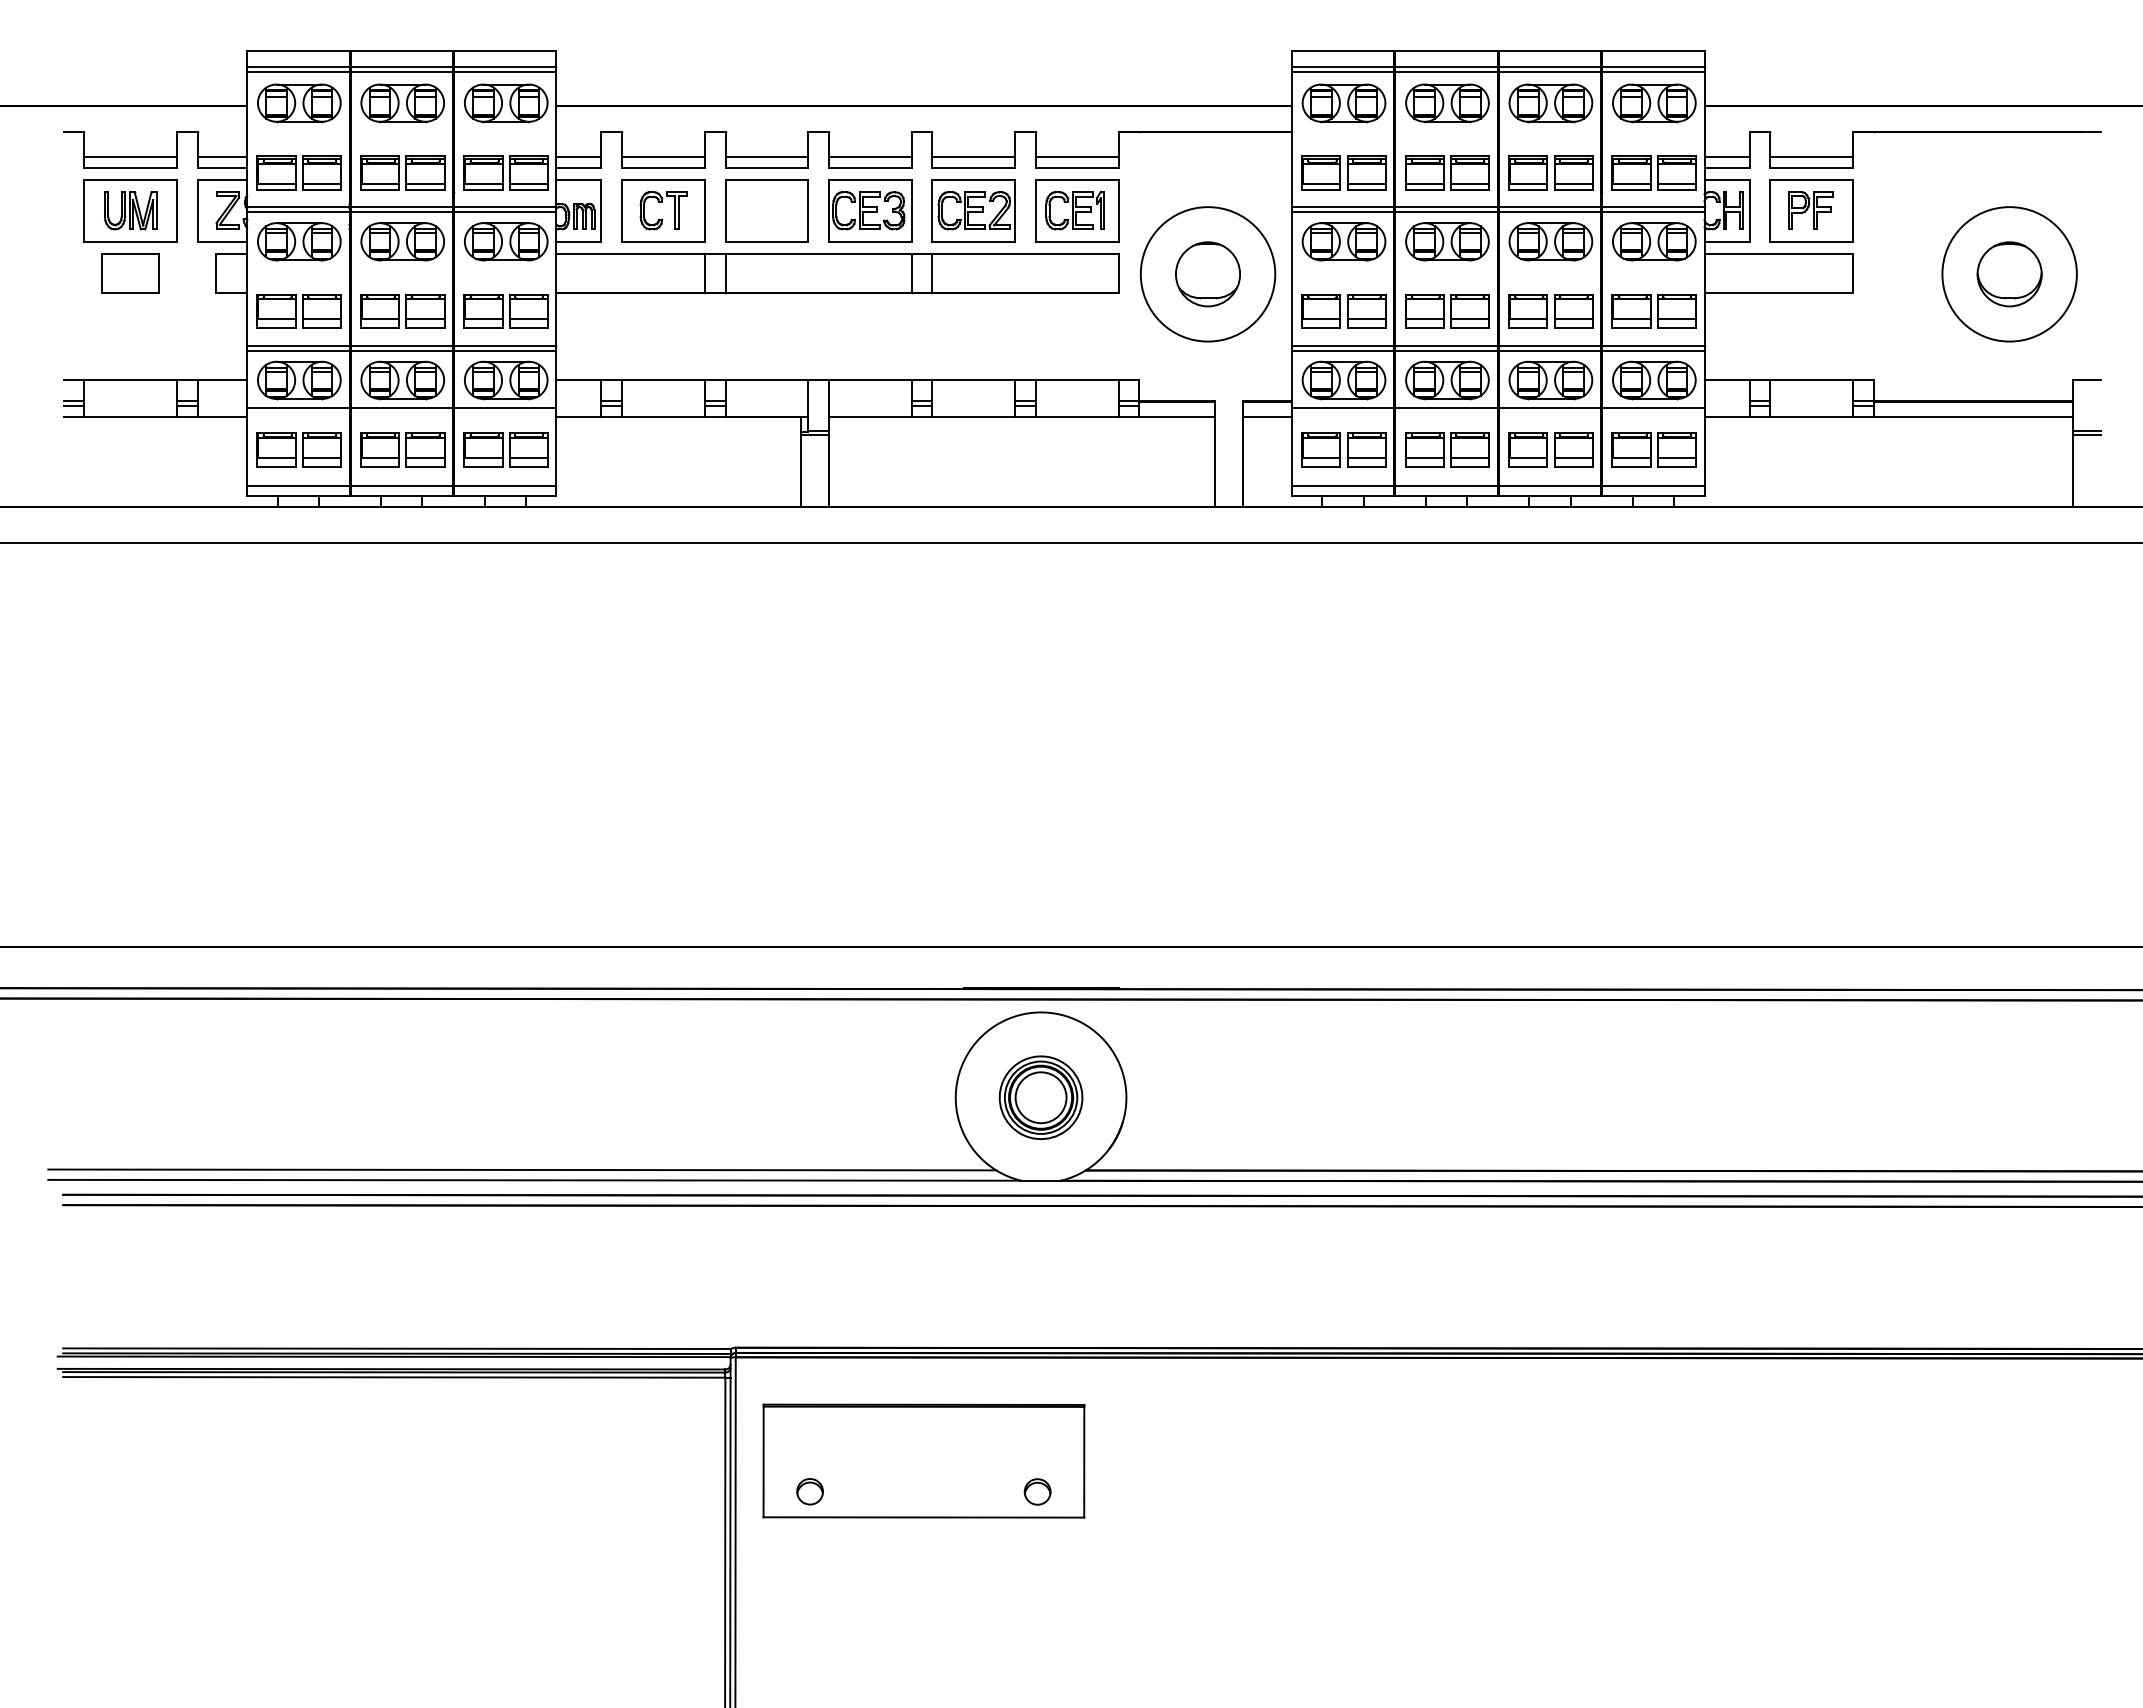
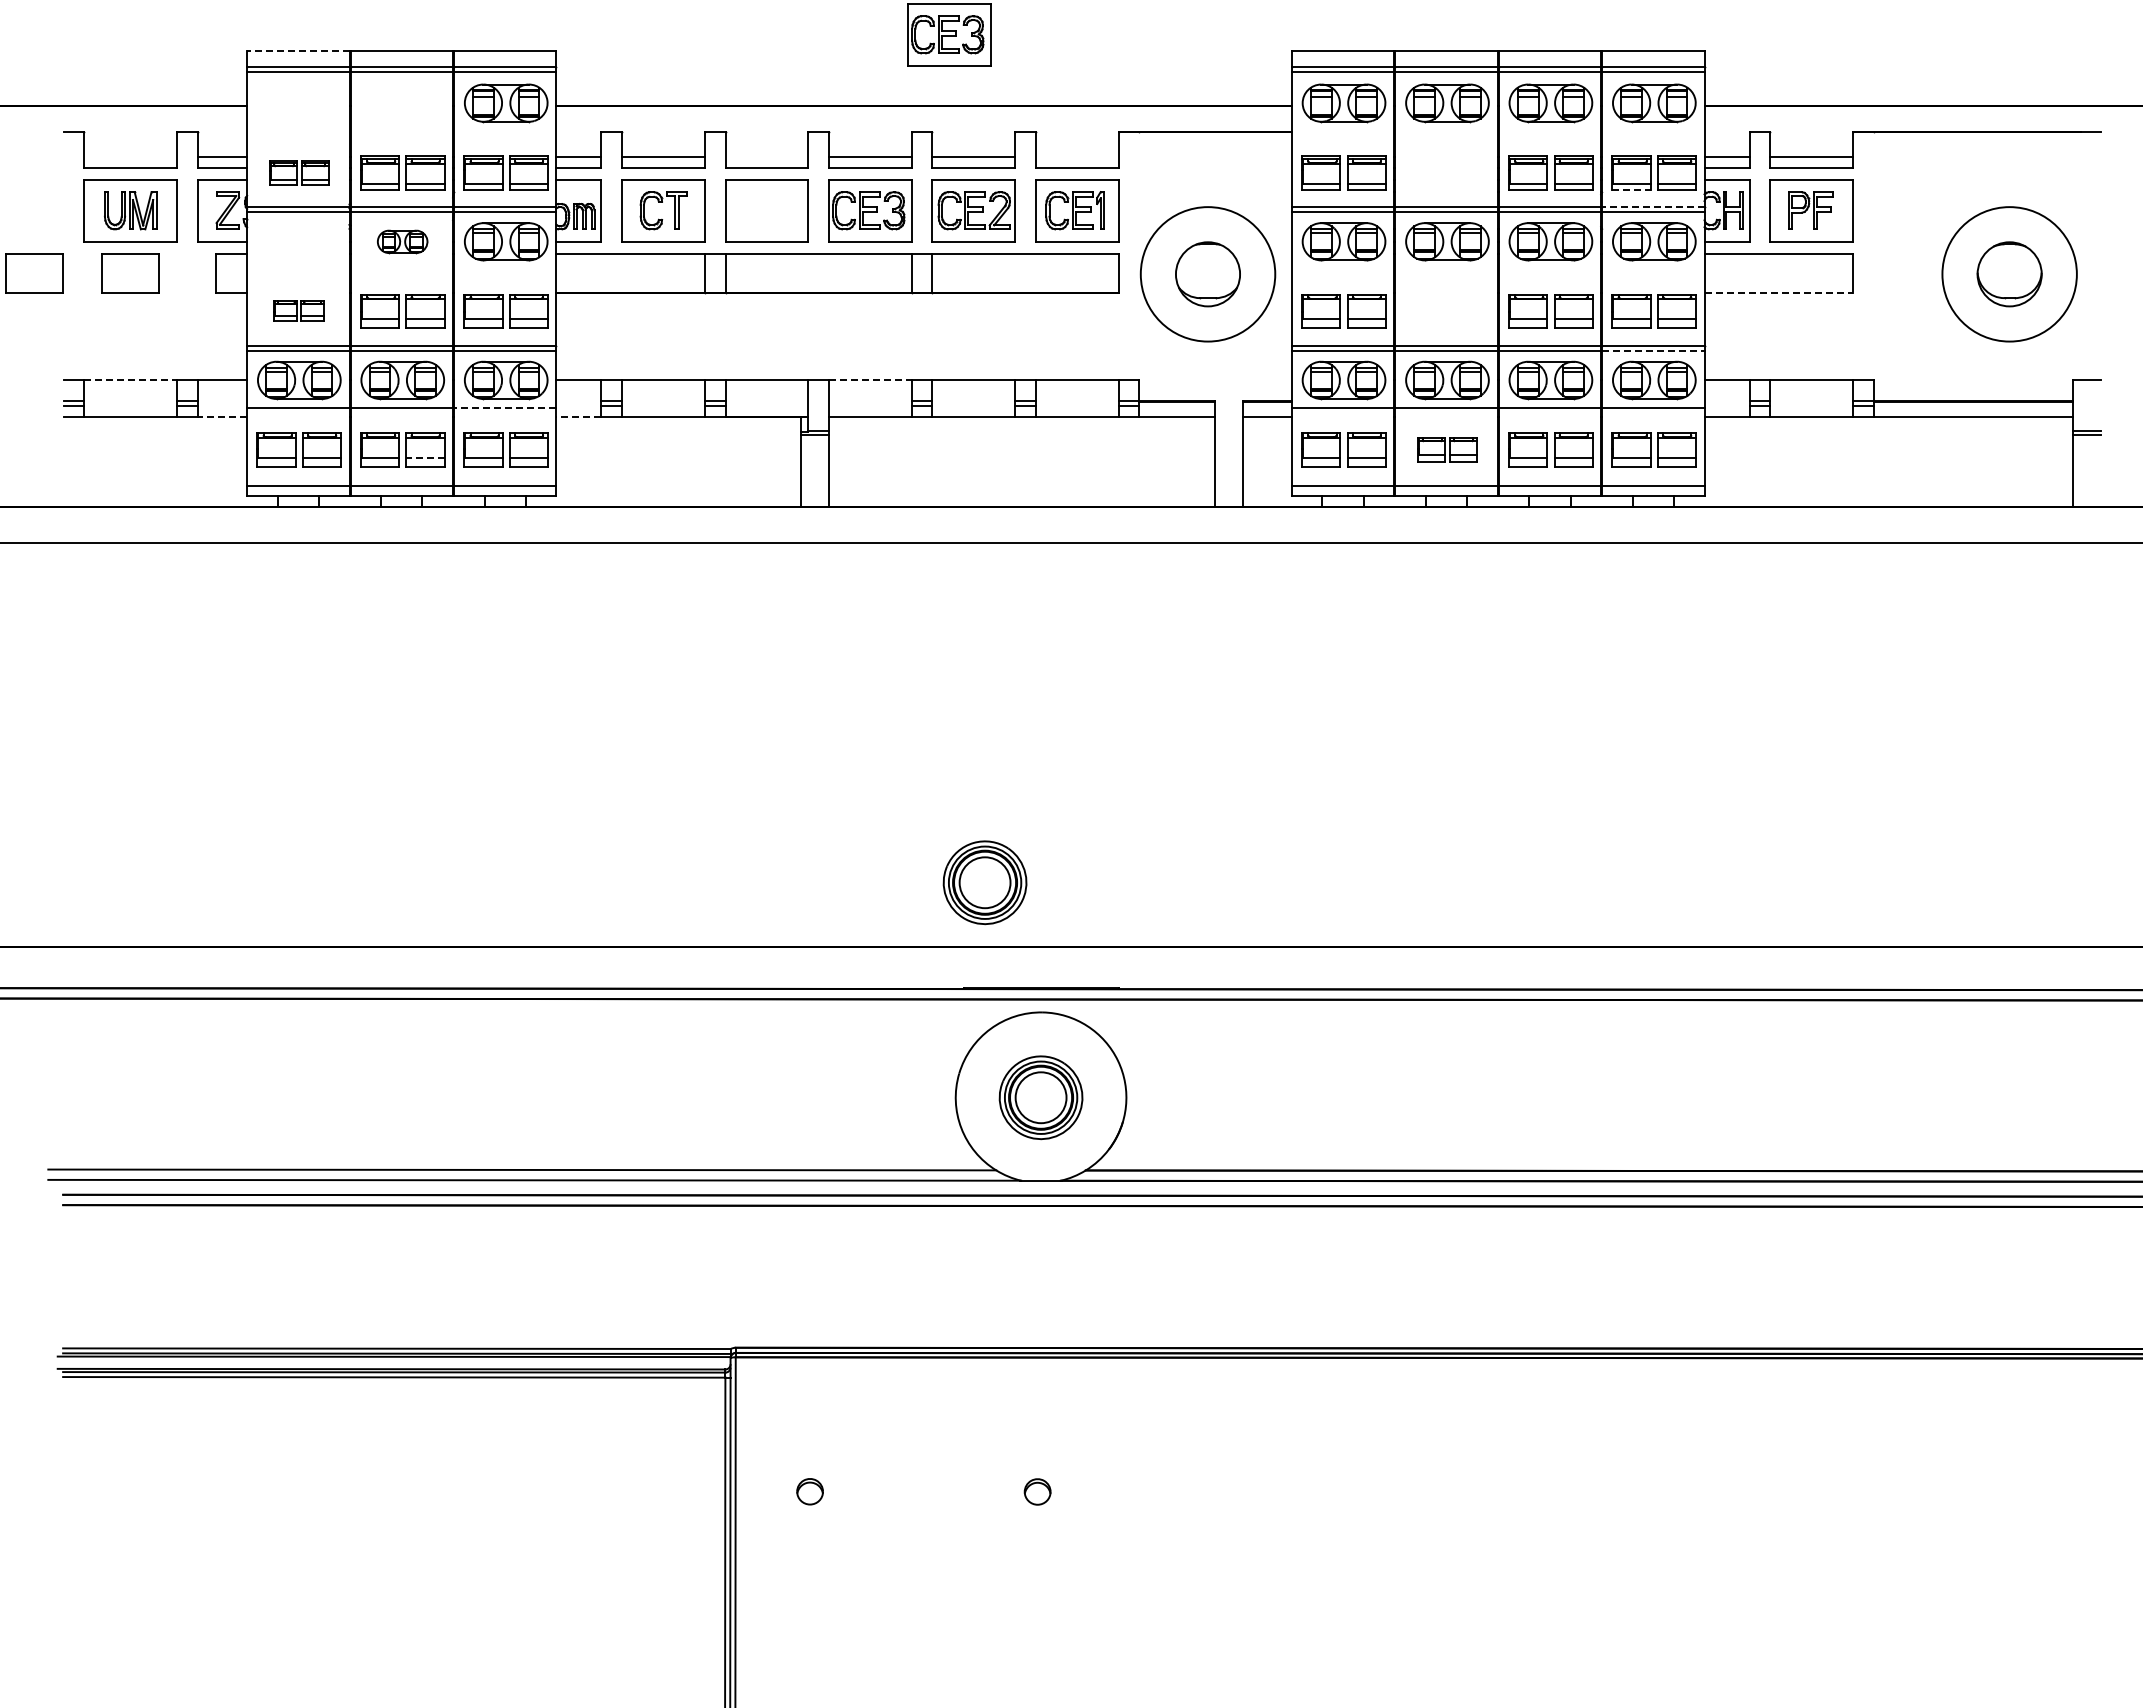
part: none -> present (949, 34)
line: solid -> dashed (297, 51)
part: present -> none (299, 103)
part: present -> none (402, 103)
line: present -> none (130, 157)
line: present -> none (766, 157)
line: present -> none (1076, 157)
part size: 86x36 px -> 61x26 px (299, 172)
part: present -> none (1447, 172)
line: solid -> dashed (1632, 189)
line: solid -> dashed (1652, 206)
part: present -> none (299, 241)
part size: 85x40 px -> 52x26 px (402, 241)
part: none -> present (34, 273)
line: solid -> dashed (1779, 293)
part size: 86x35 px -> 52x22 px (298, 310)
part: present -> none (1447, 311)
line: solid -> dashed (1653, 351)
line: solid -> dashed (130, 380)
line: solid -> dashed (870, 380)
line: solid -> dashed (504, 408)
line: solid -> dashed (222, 416)
line: solid -> dashed (578, 416)
part size: 85x36 px -> 61x26 px (1447, 449)
line: solid -> dashed (425, 457)
part: none -> present (984, 882)
part: present -> none (923, 1460)
